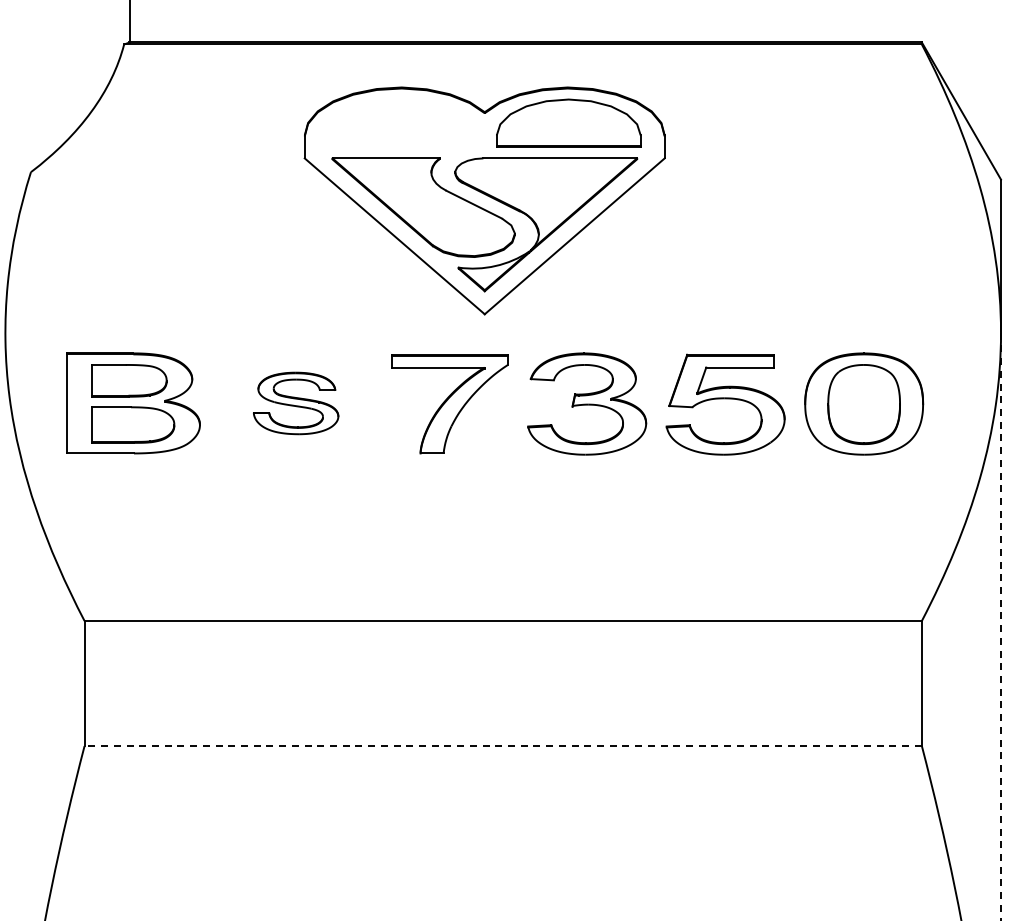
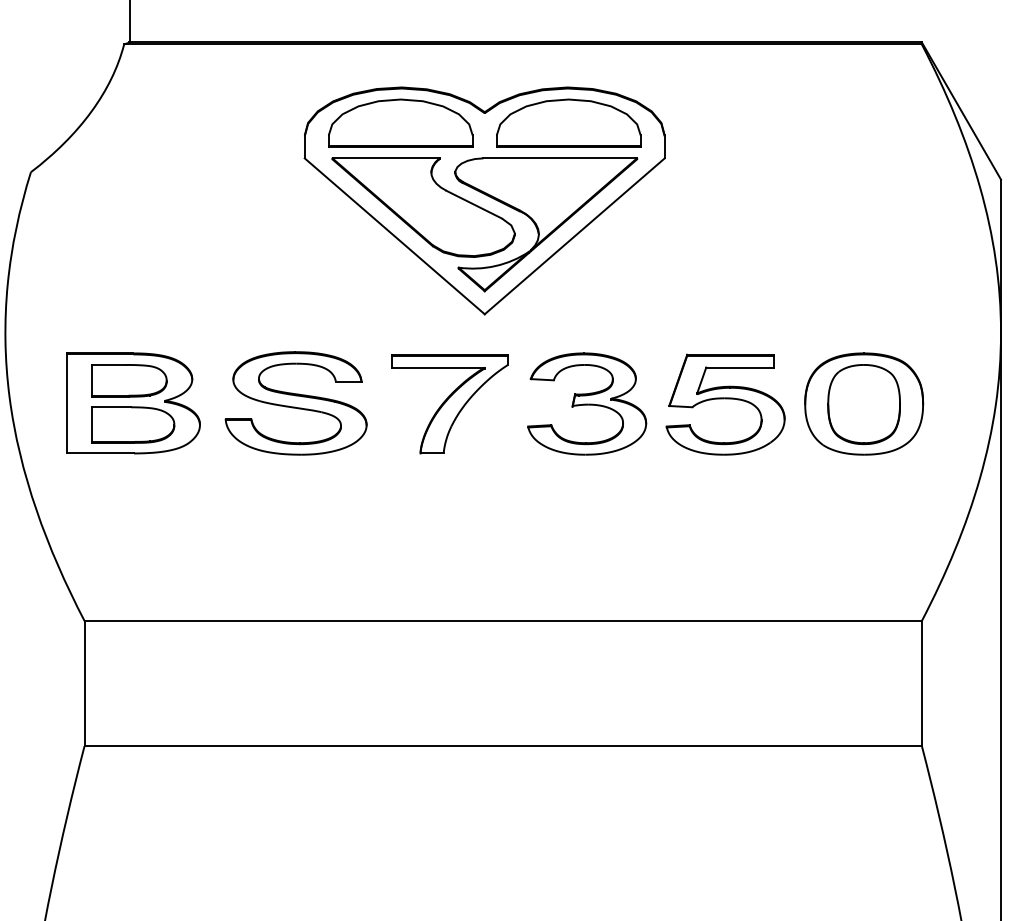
part: none -> present (400, 122)
part size: 87x65 px -> 144x105 px (295, 403)
line: dashed -> solid (1001, 626)
line: dashed -> solid (503, 746)
